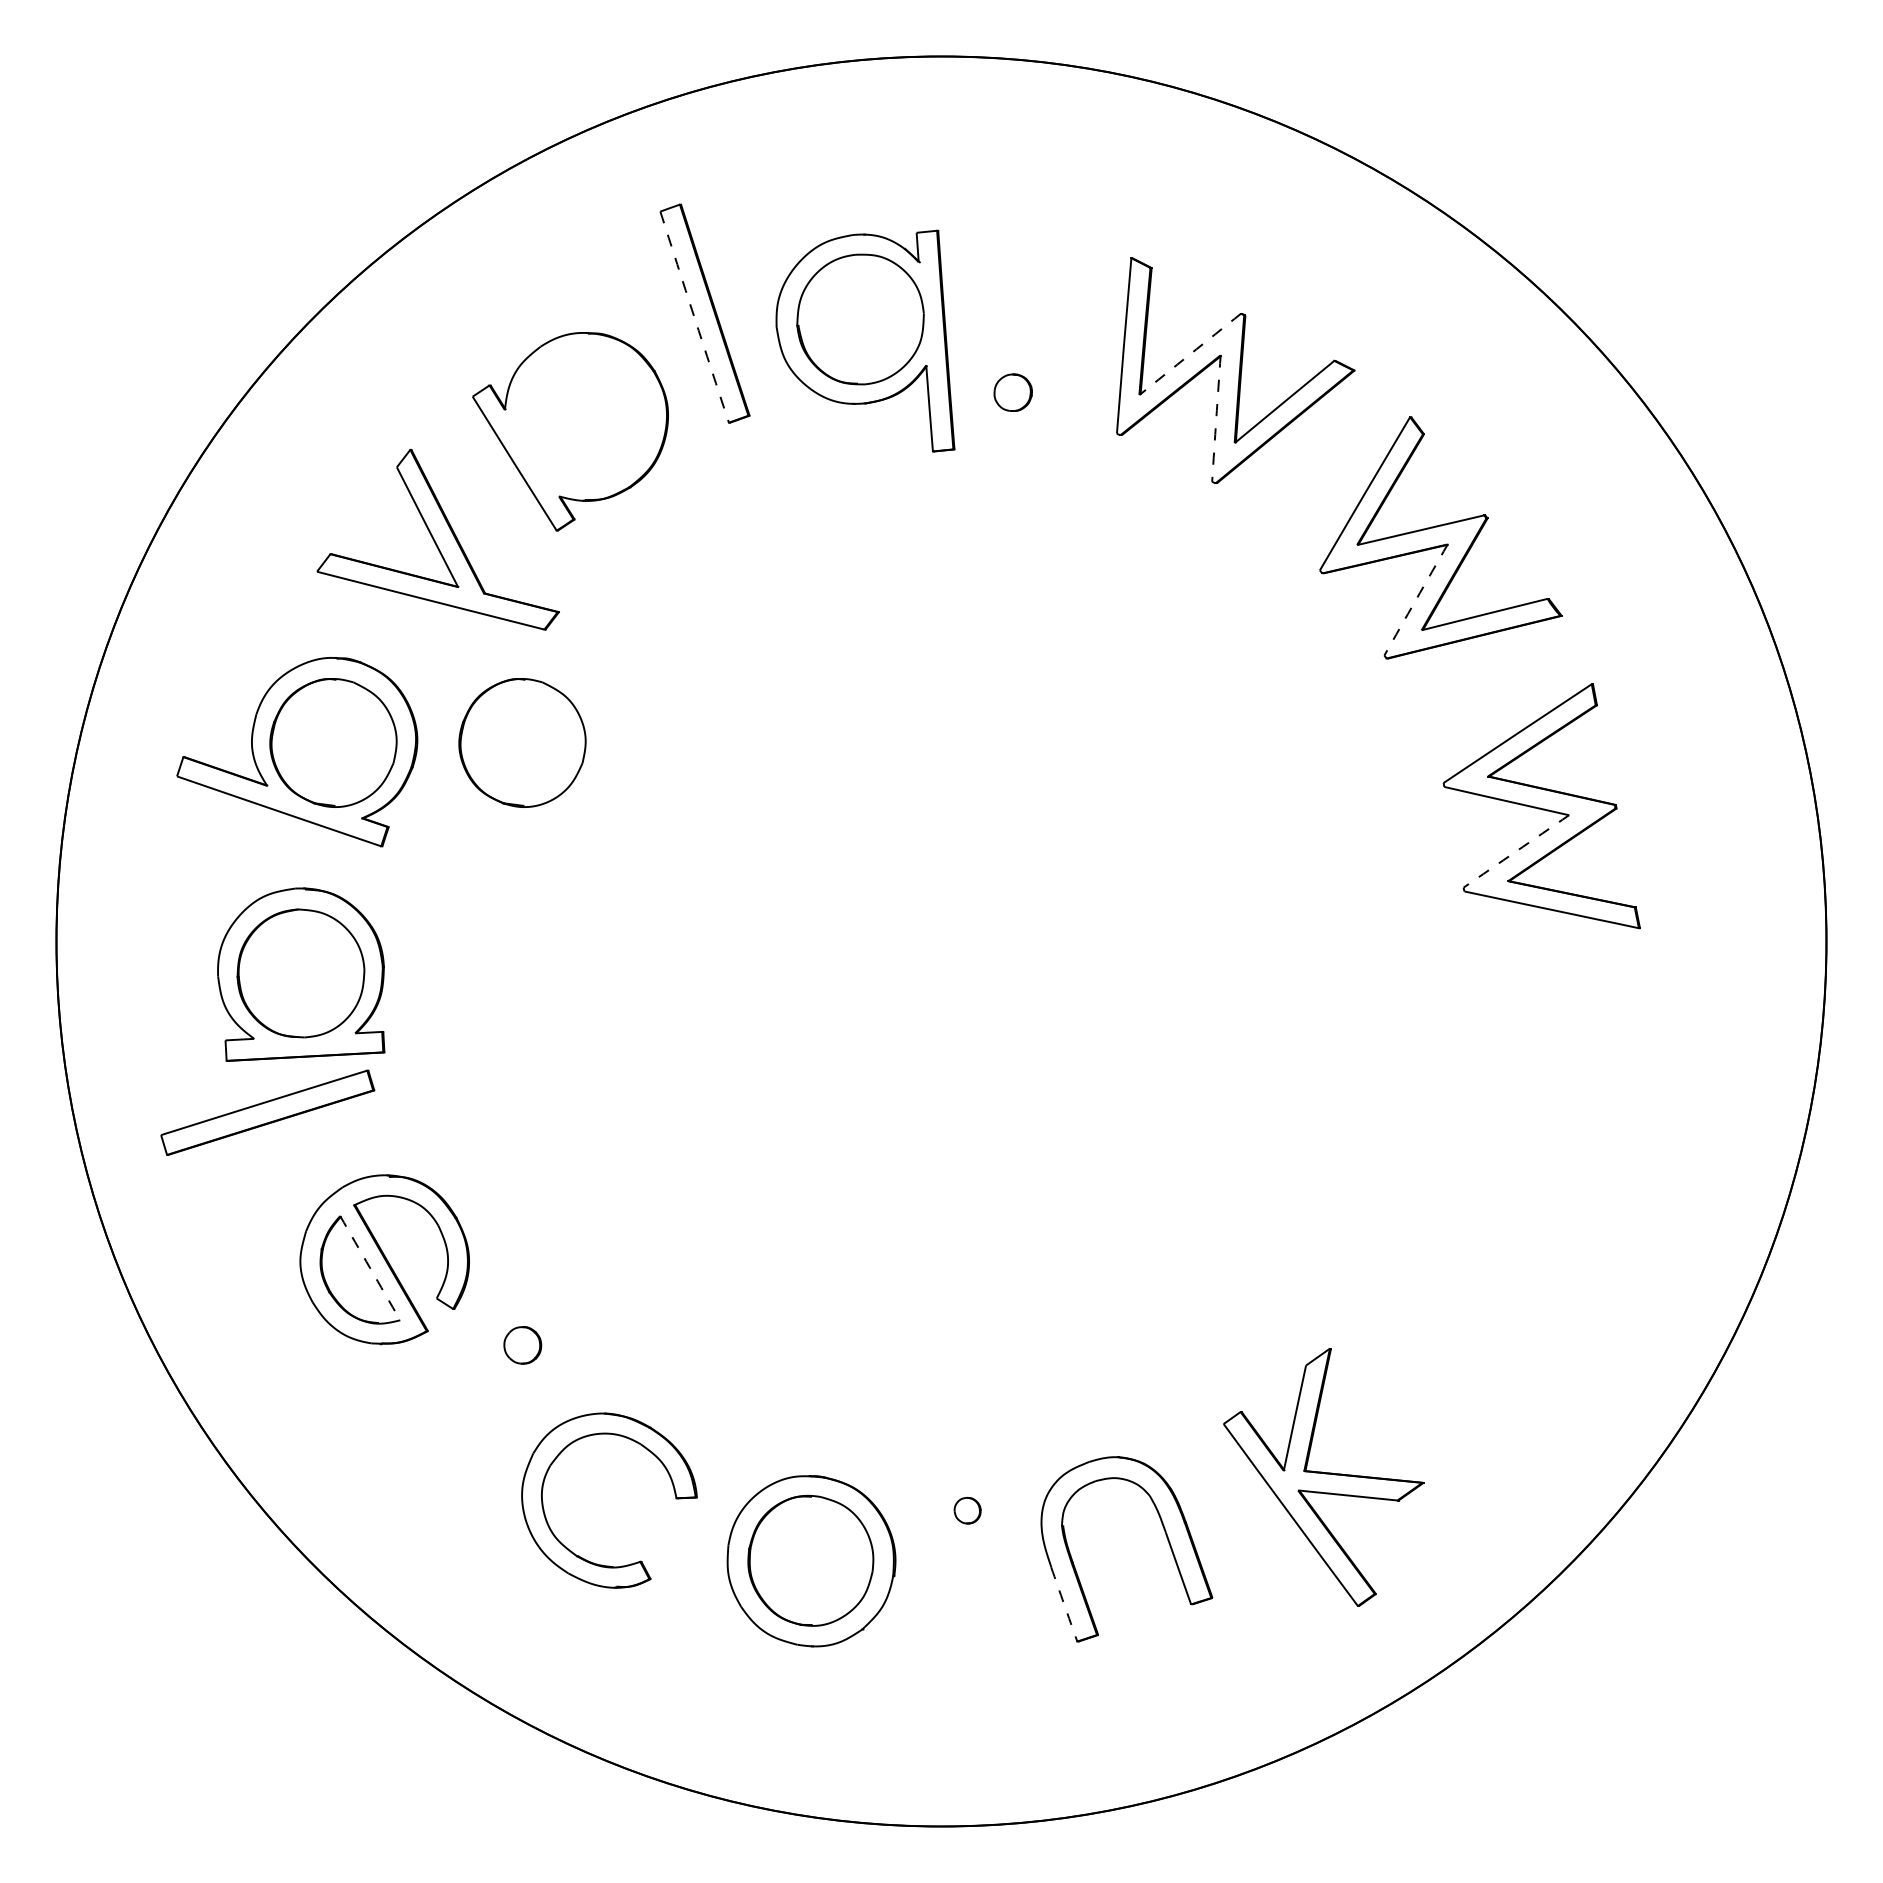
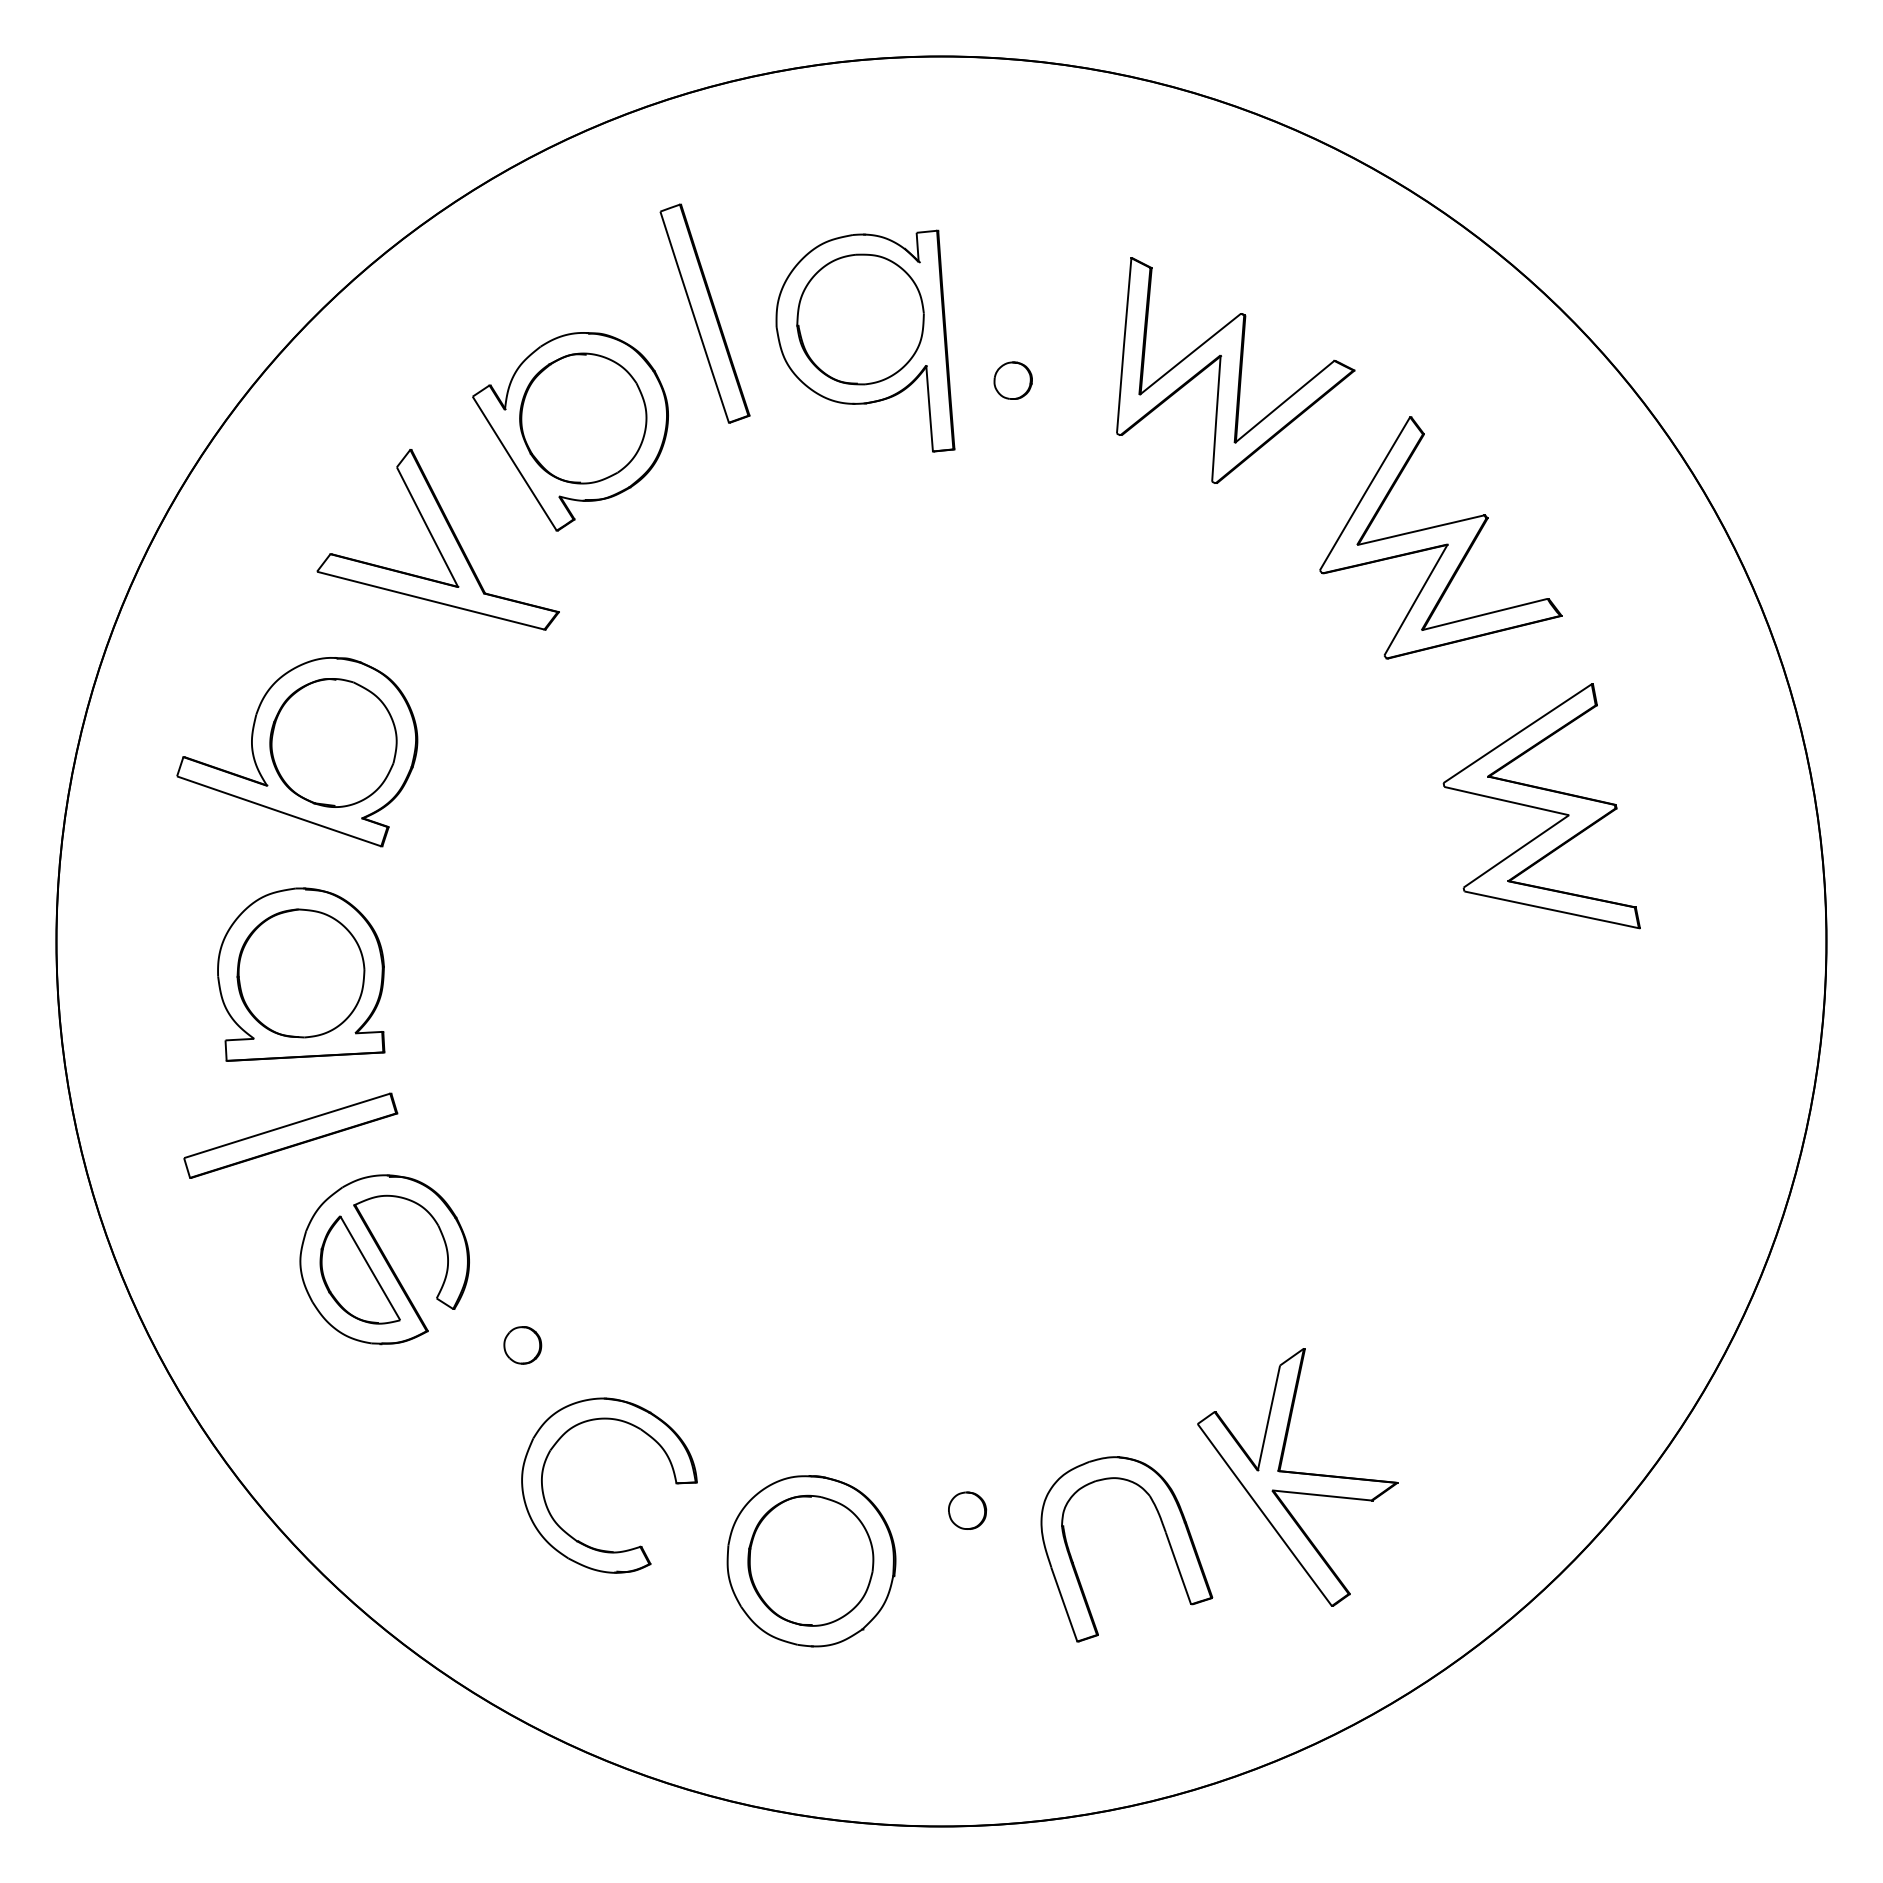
arc: dashed -> solid (694, 317)
arc: dashed -> solid (1190, 354)
part position: (1012, 392) -> (1012, 380) (1012, 380)
part: none -> present (583, 418)
arc: dashed -> solid (1216, 418)
arc: dashed -> solid (1415, 600)
part: present -> none (522, 742)
arc: dashed -> solid (1516, 851)
part position: (267, 1112) -> (290, 1135) (290, 1135)
arc: dashed -> solid (370, 1268)
part position: (648, 1451) -> (648, 1436) (648, 1436)
part position: (1323, 1477) -> (1297, 1477) (1297, 1477)
part size: 29x29 px -> 40x39 px (967, 1510)
arc: dashed -> solid (1064, 1604)
